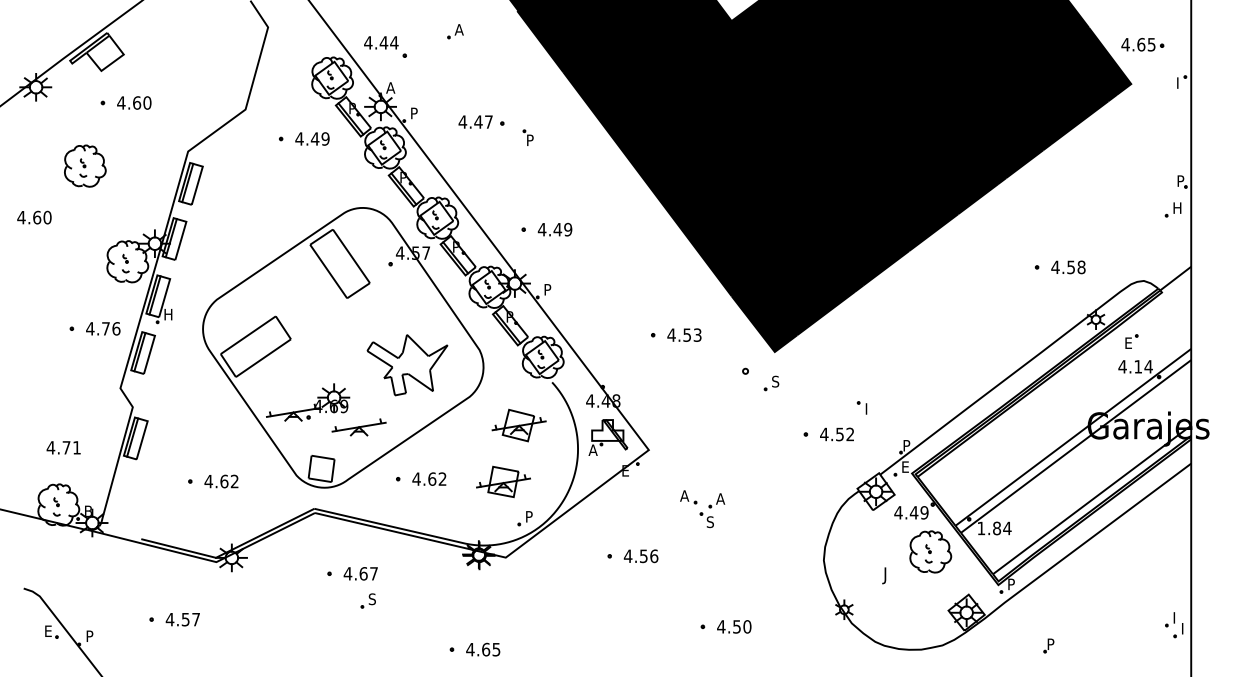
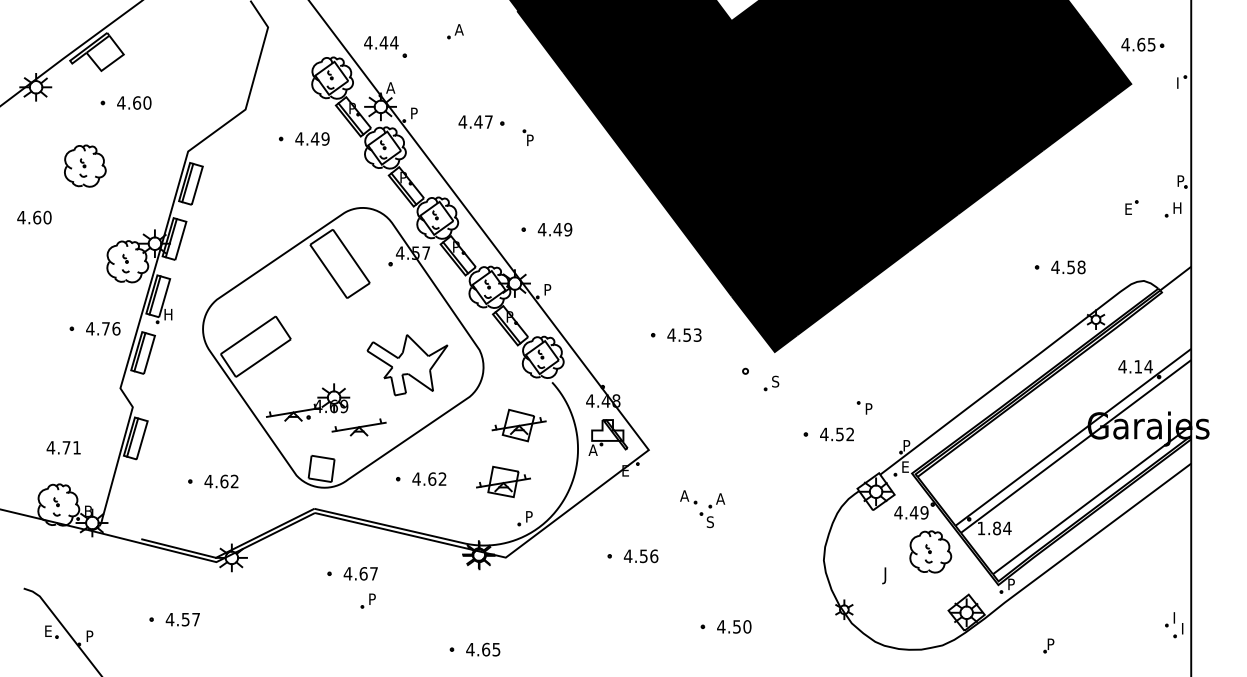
part position: (1131, 341) -> (1131, 207) (1131, 207)
text: I -> P (869, 406)
text: S -> P (371, 599)
